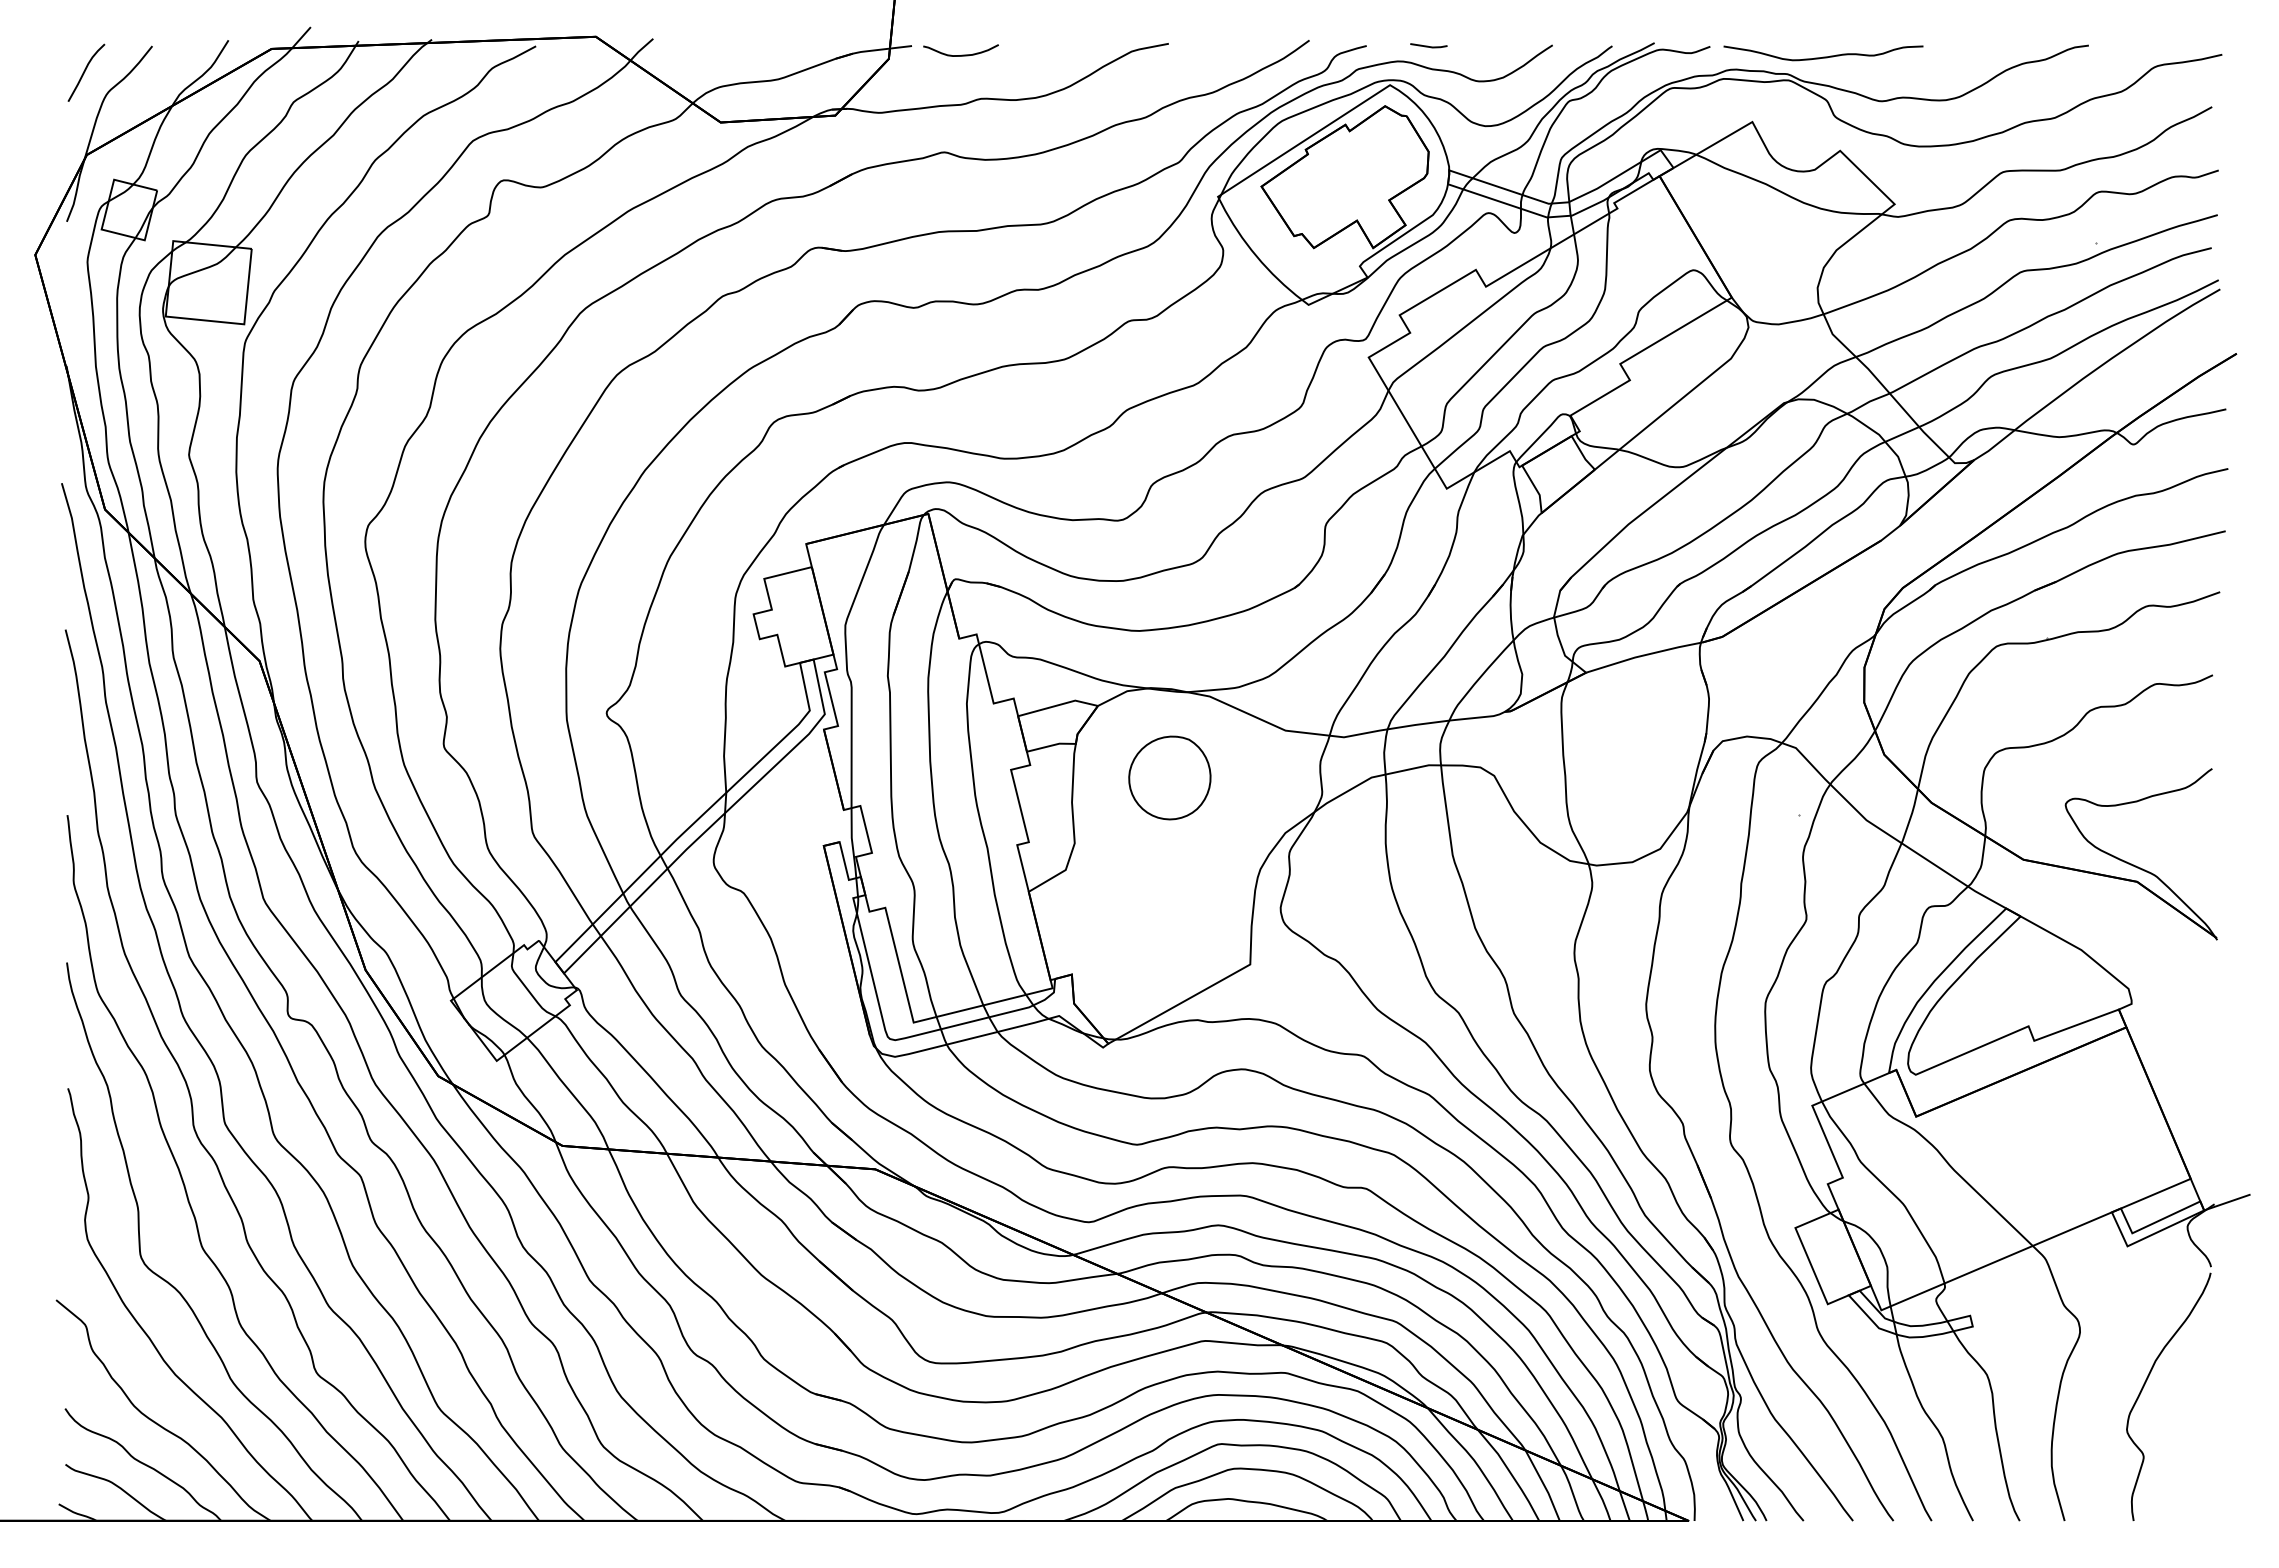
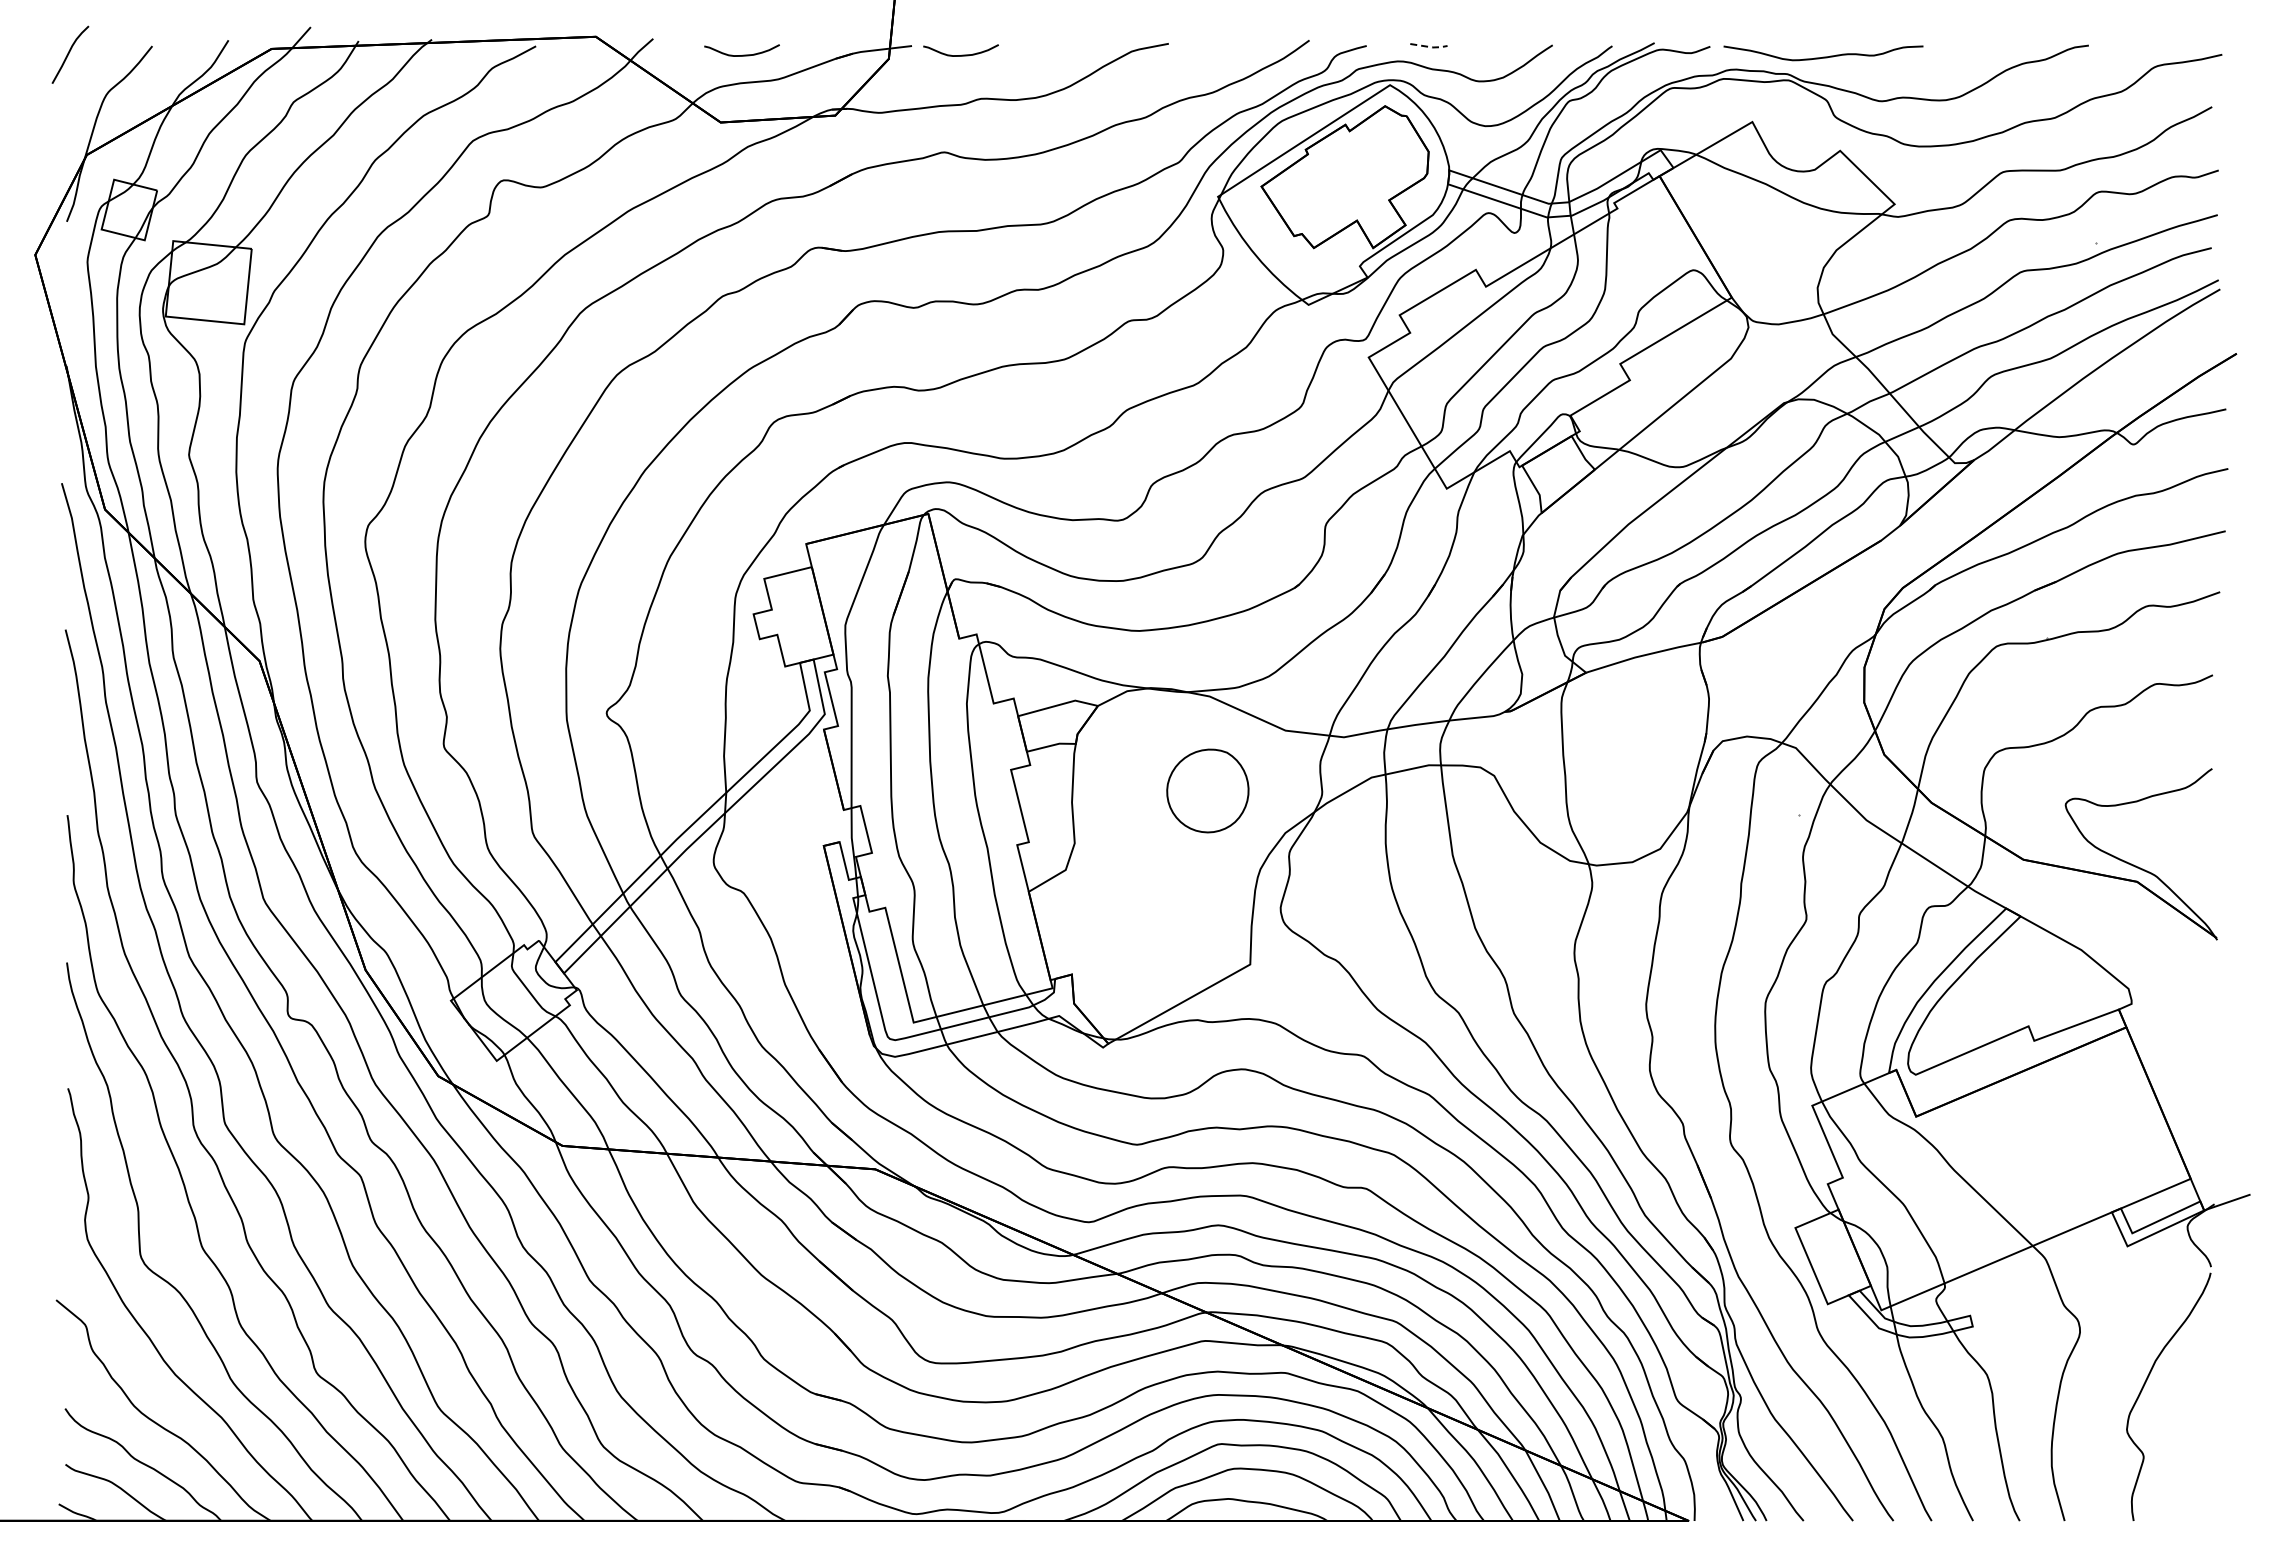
line: solid -> dashed (1430, 47)
curve: none -> present (742, 54)
curve position: (85, 71) -> (69, 53) (69, 53)
part position: (1169, 777) -> (1207, 790) (1207, 790)
